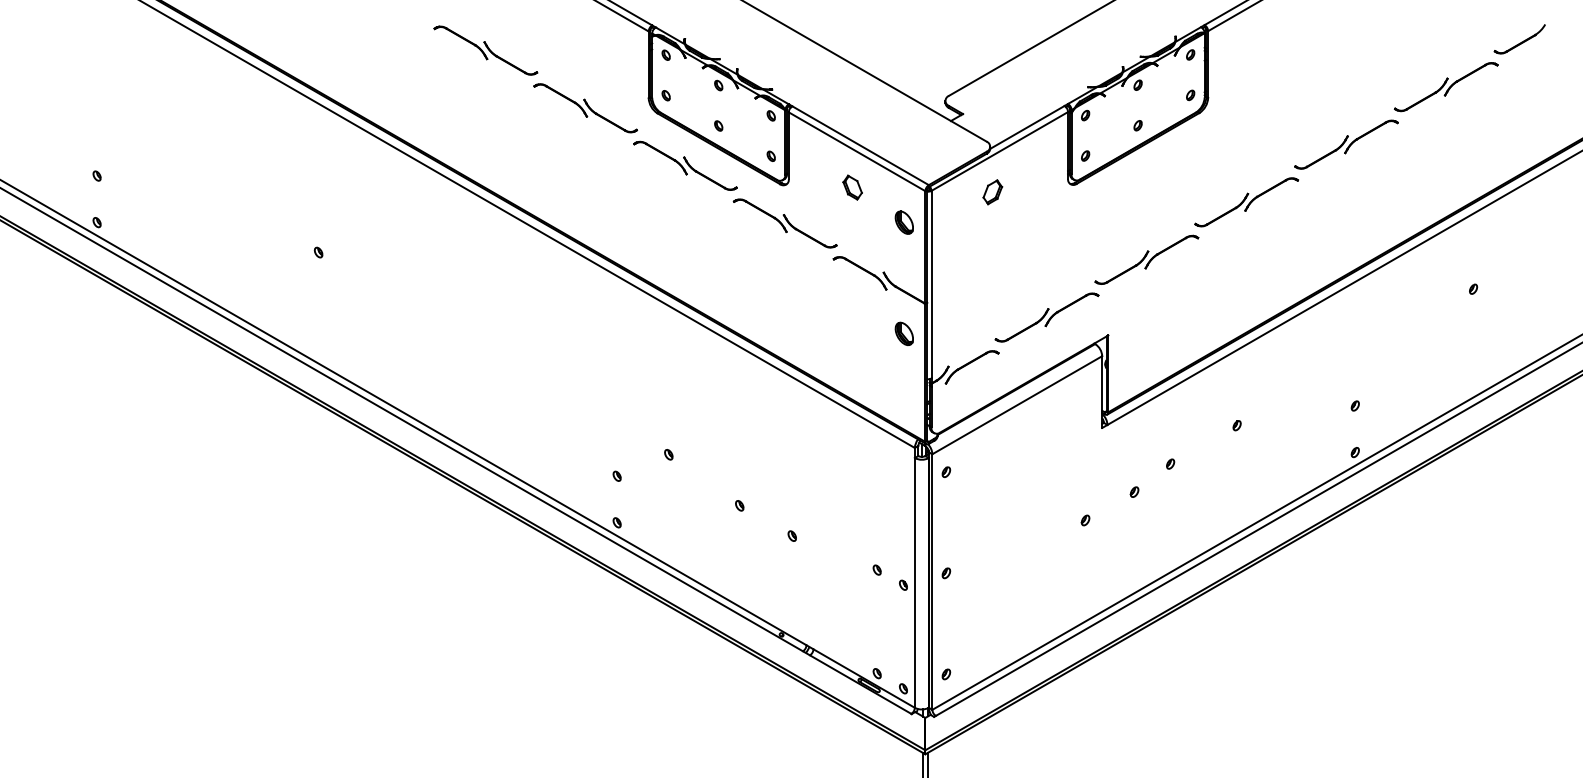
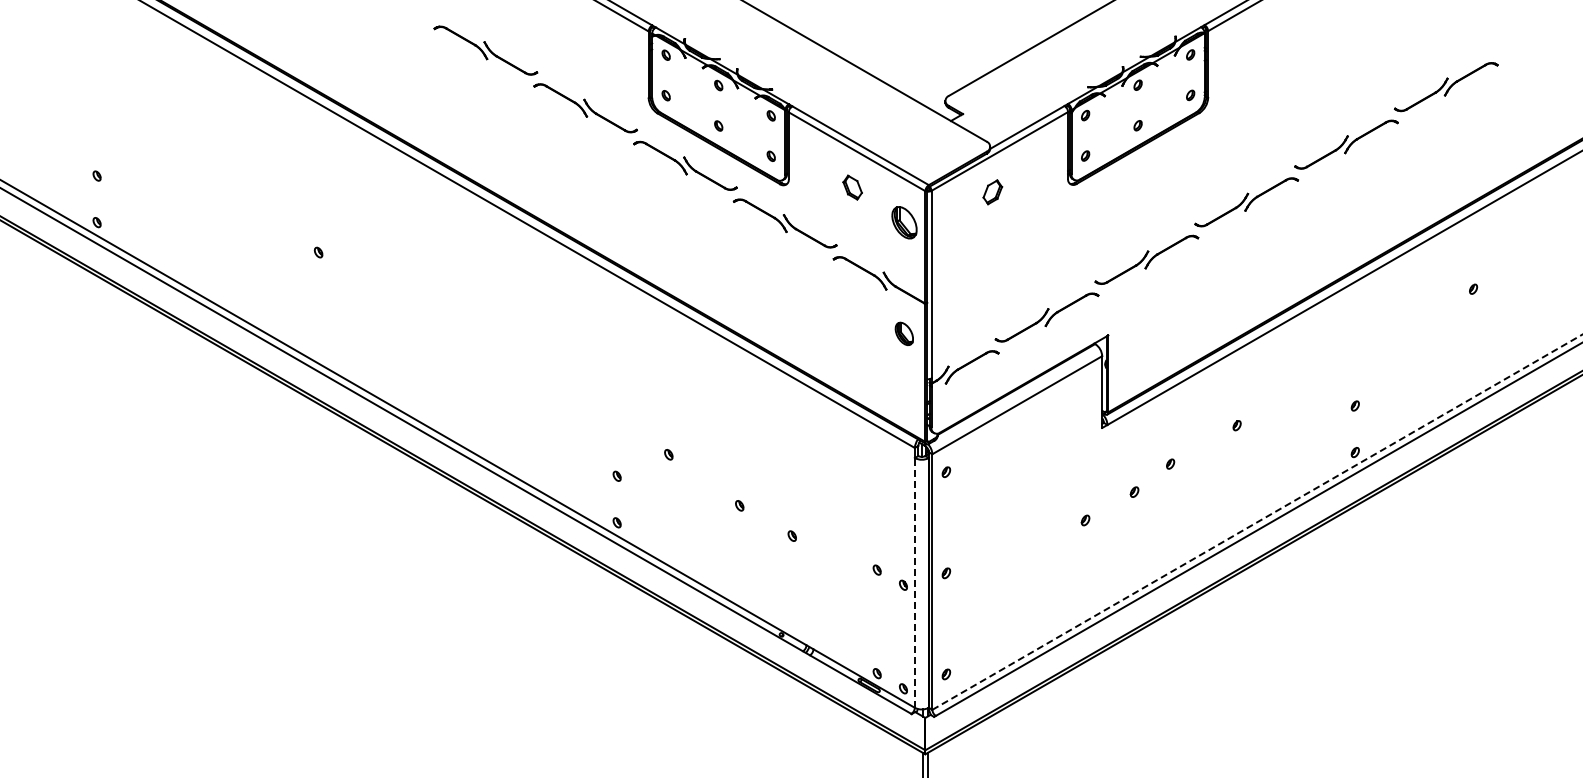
part: present -> none (1519, 39)
part size: 20x25 px -> 27x34 px (904, 222)
line: solid -> dashed (1257, 522)
line: solid -> dashed (914, 582)
